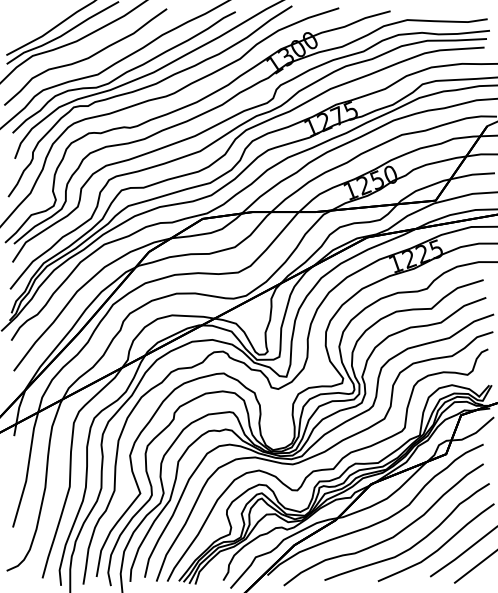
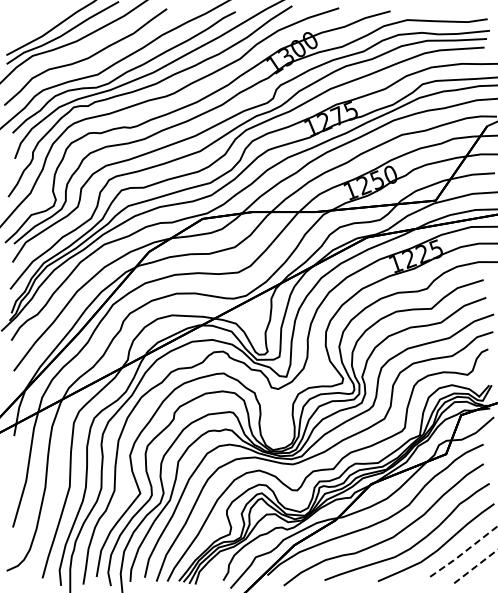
line: solid -> dashed (463, 552)
line: solid -> dashed (476, 566)
